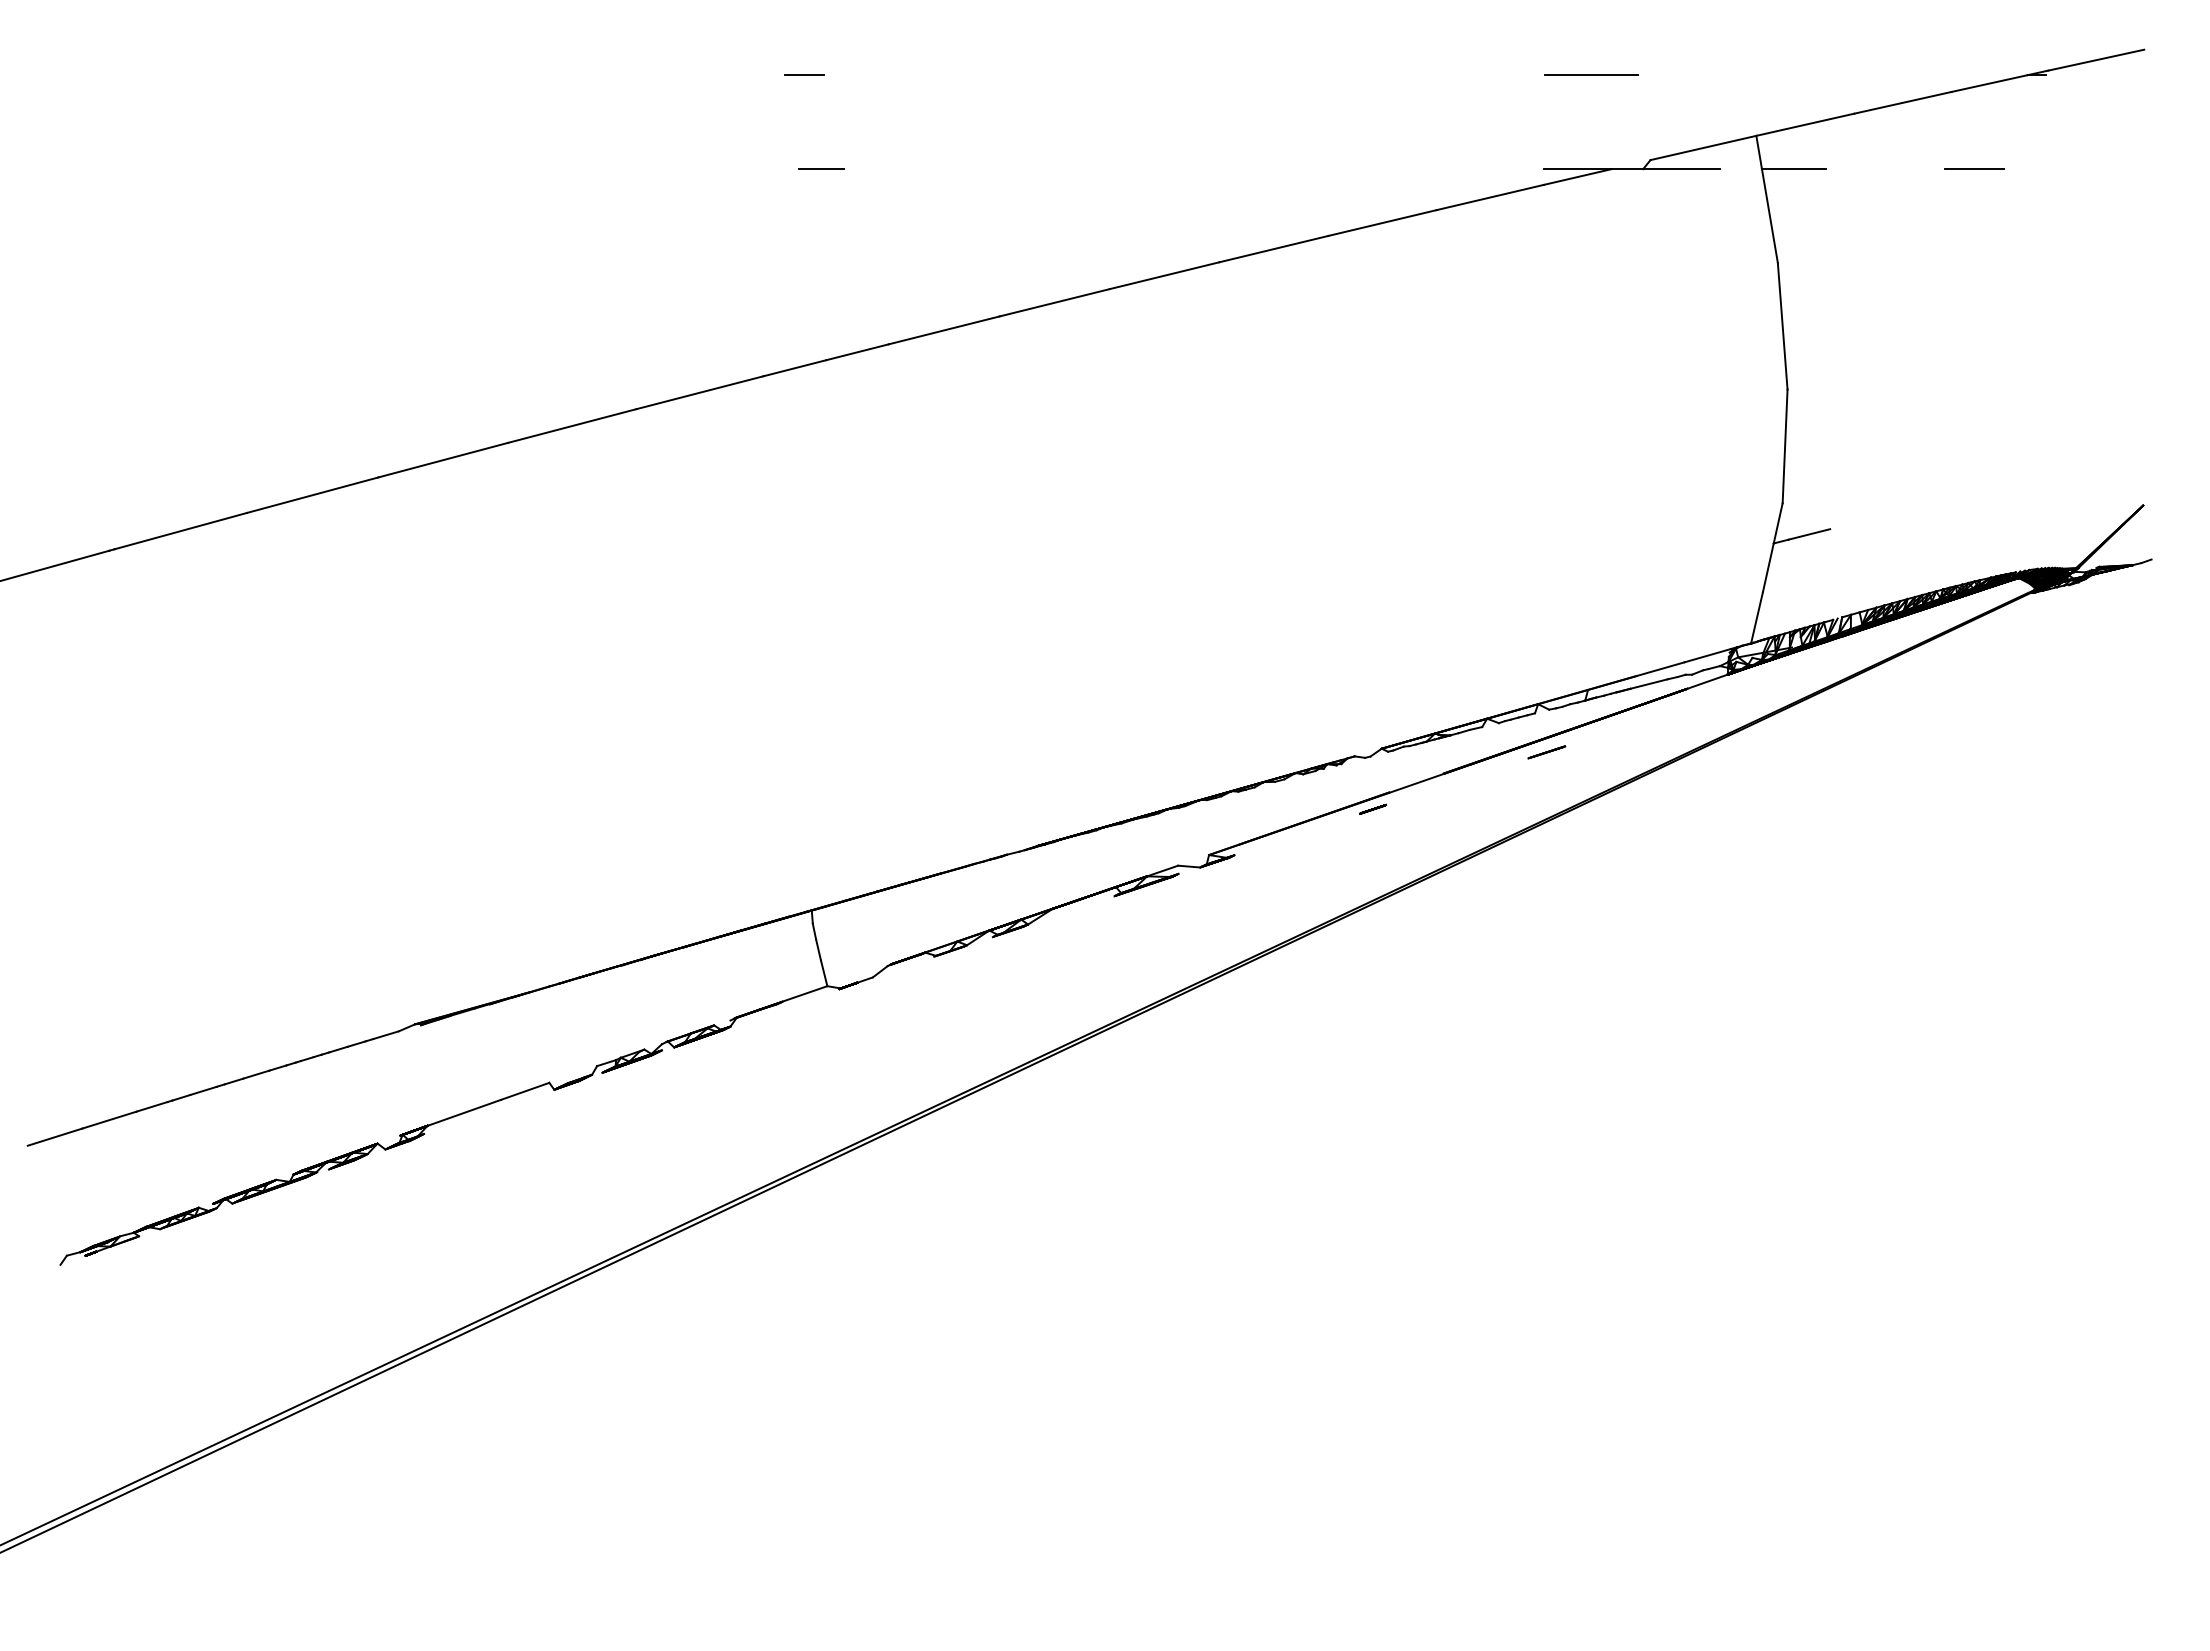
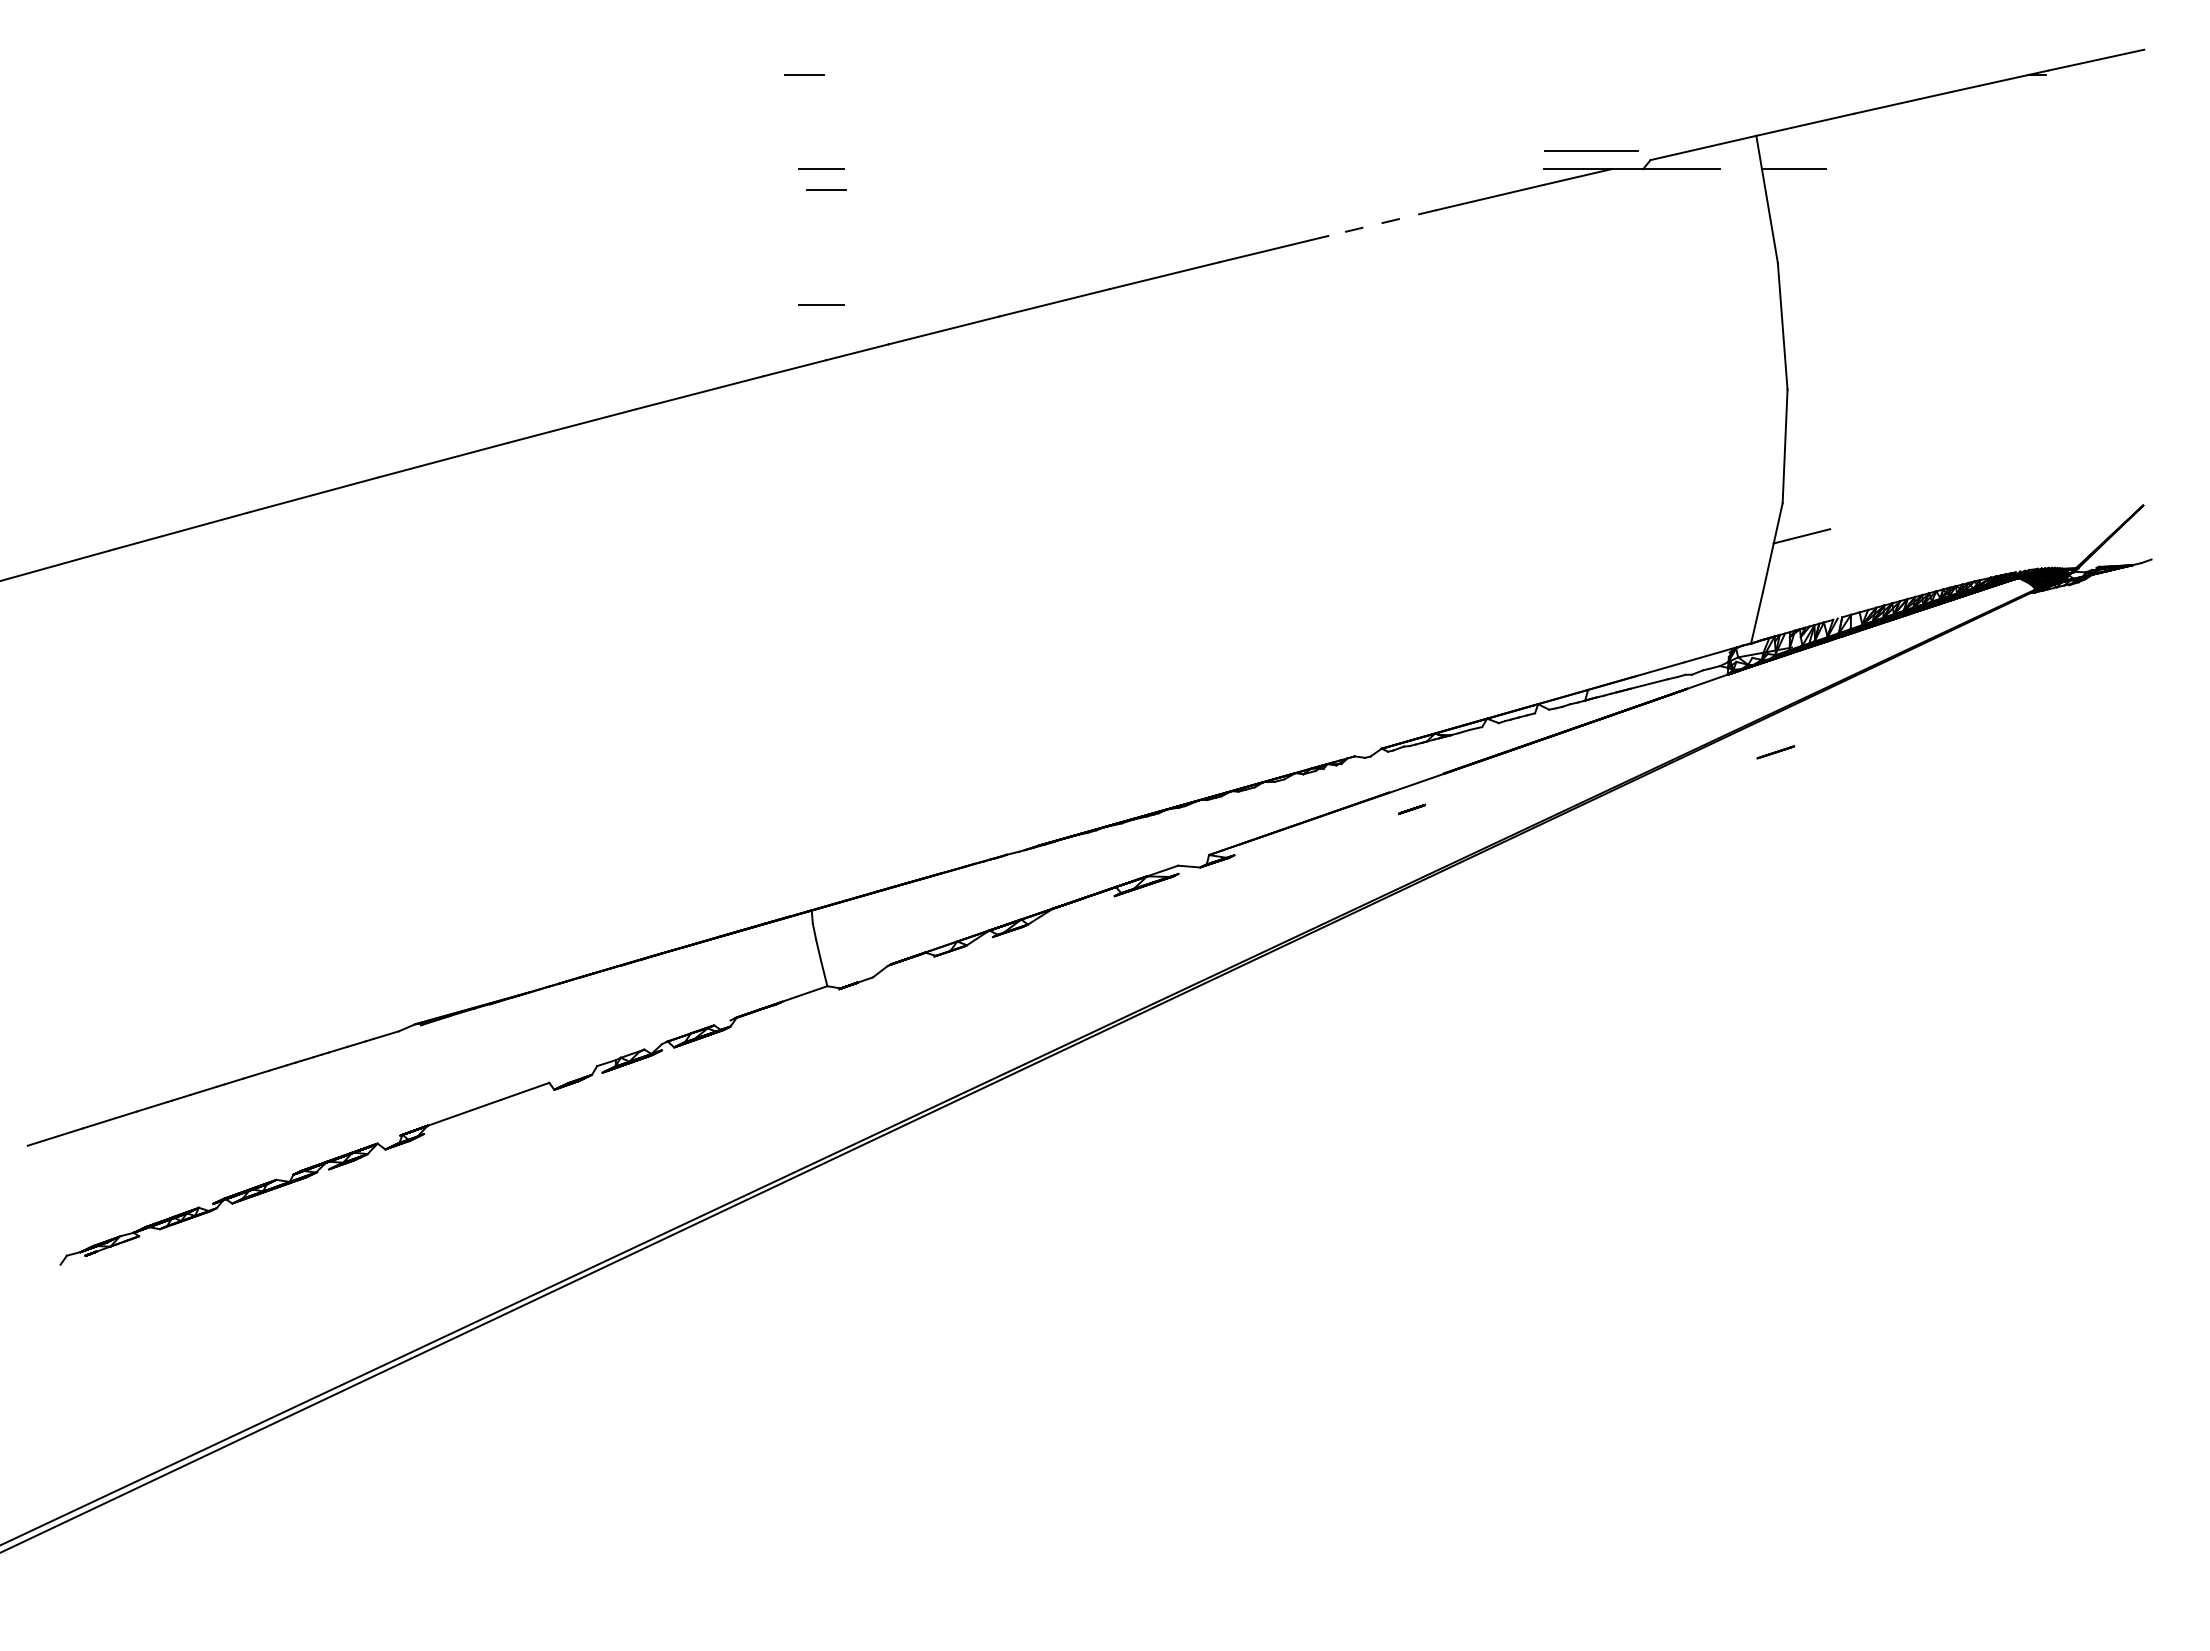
line position: (1591, 74) -> (1591, 150) (1591, 150)
line: present -> none (1974, 169)
line: none -> present (826, 189)
line: solid -> dashed (1382, 223)
line: none -> present (821, 304)
line position: (1546, 752) -> (1775, 752) (1775, 752)
line position: (1372, 808) -> (1411, 808) (1411, 808)
